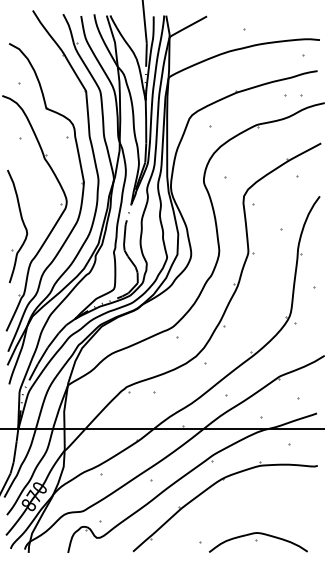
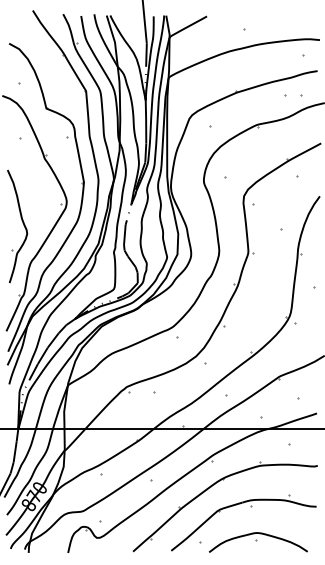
part: none -> present (251, 507)
